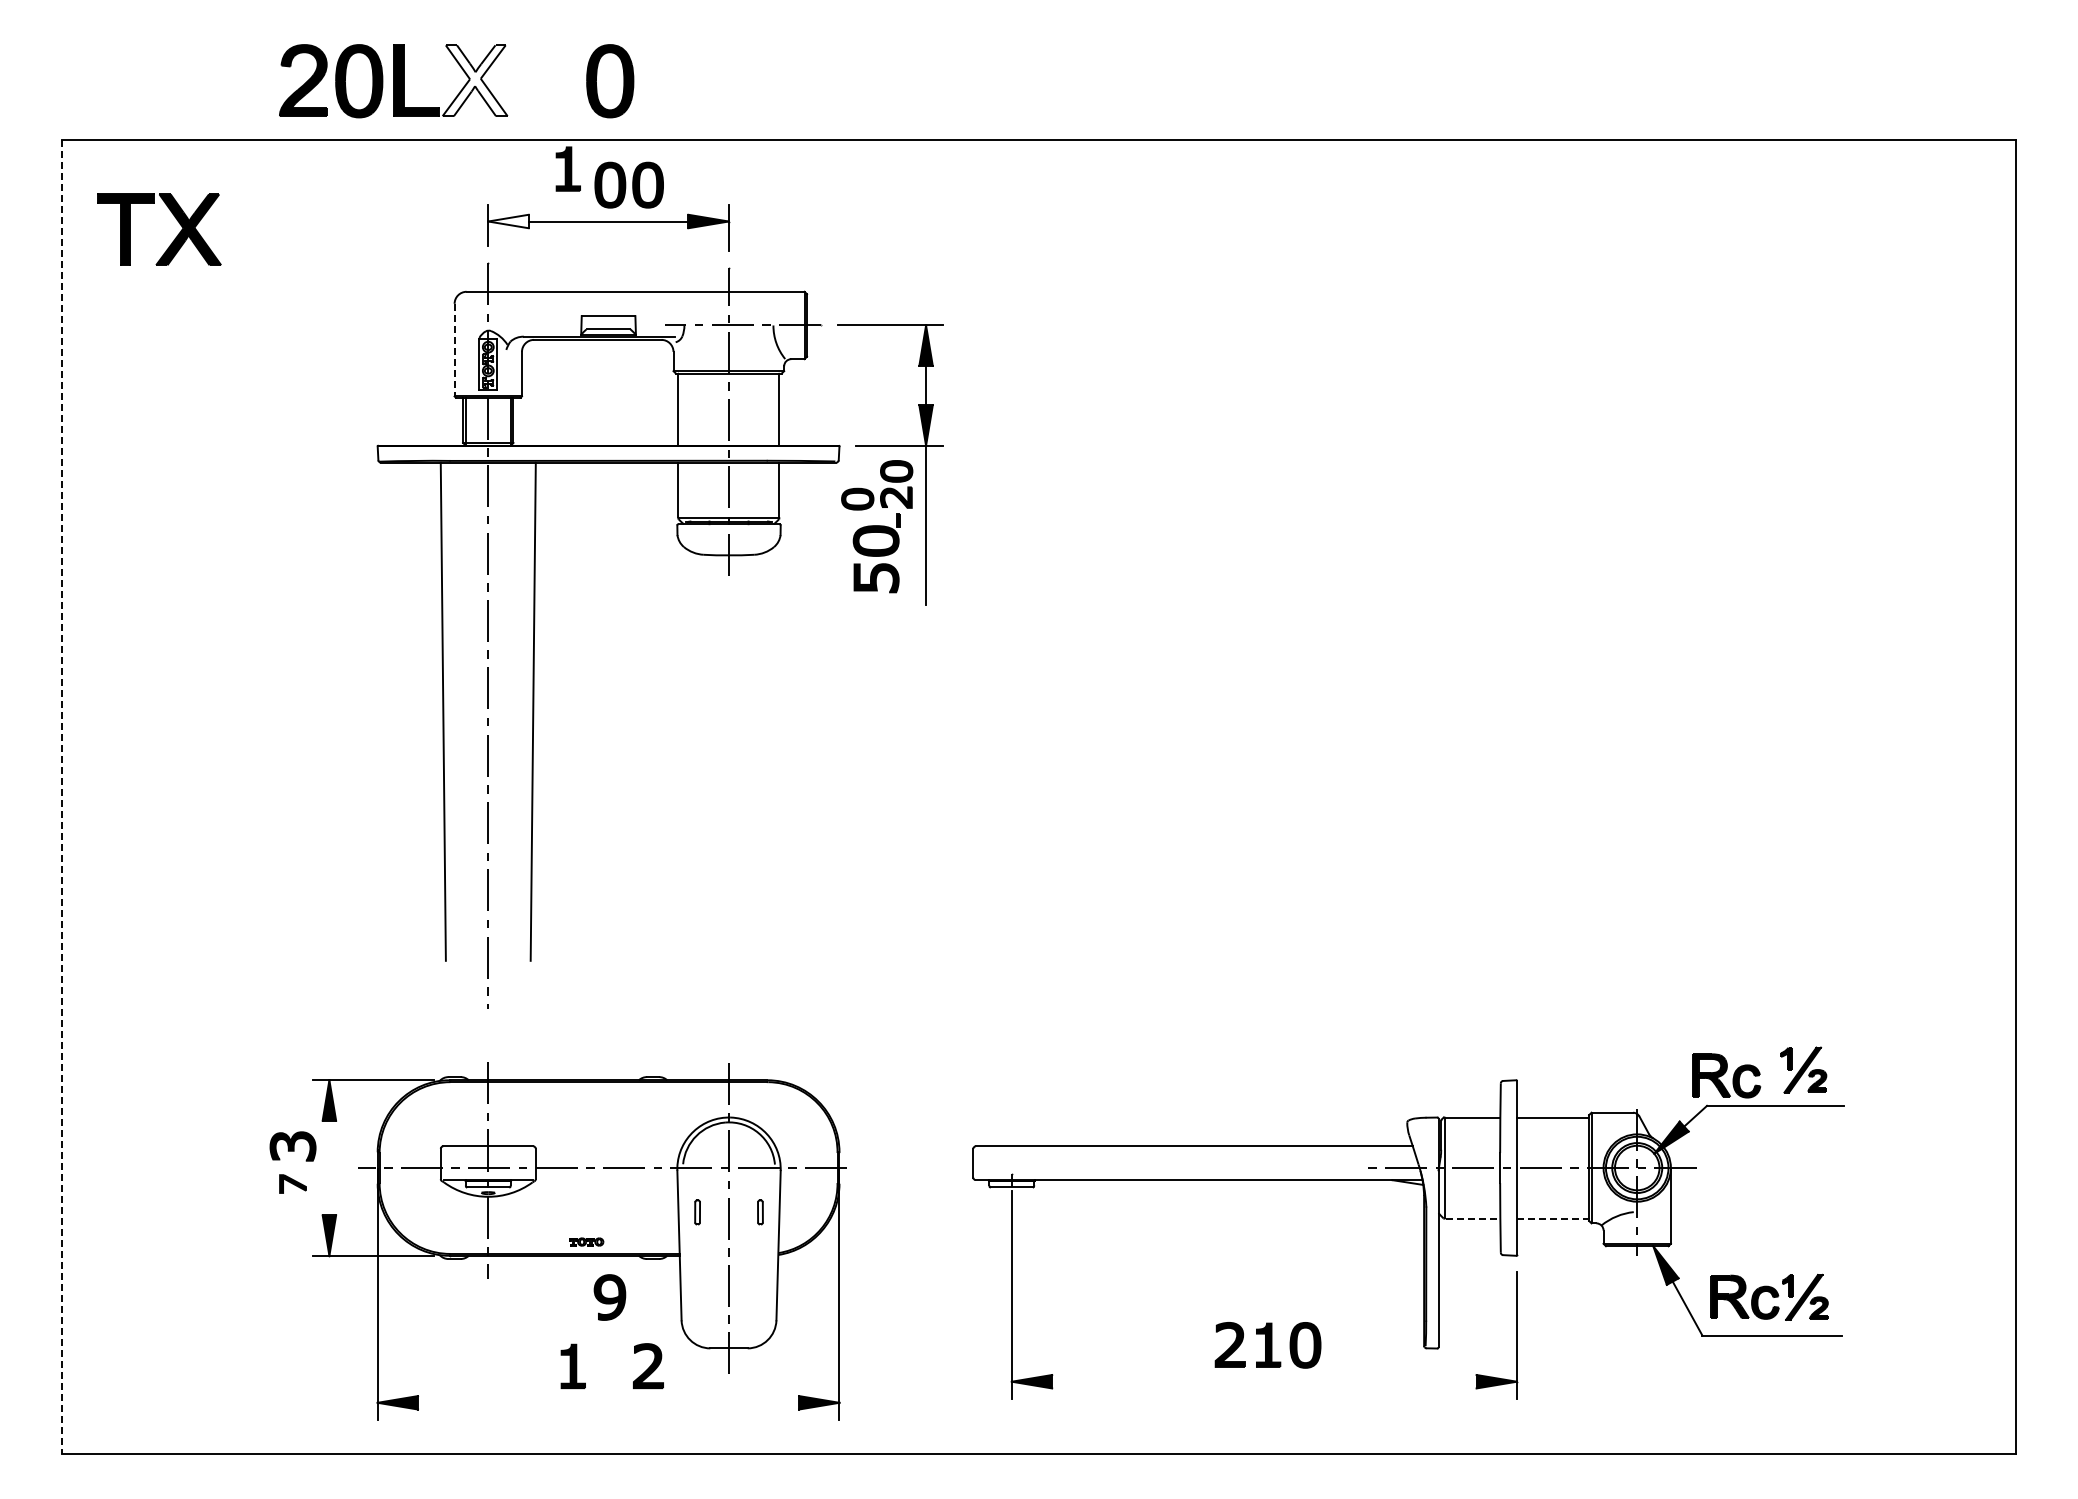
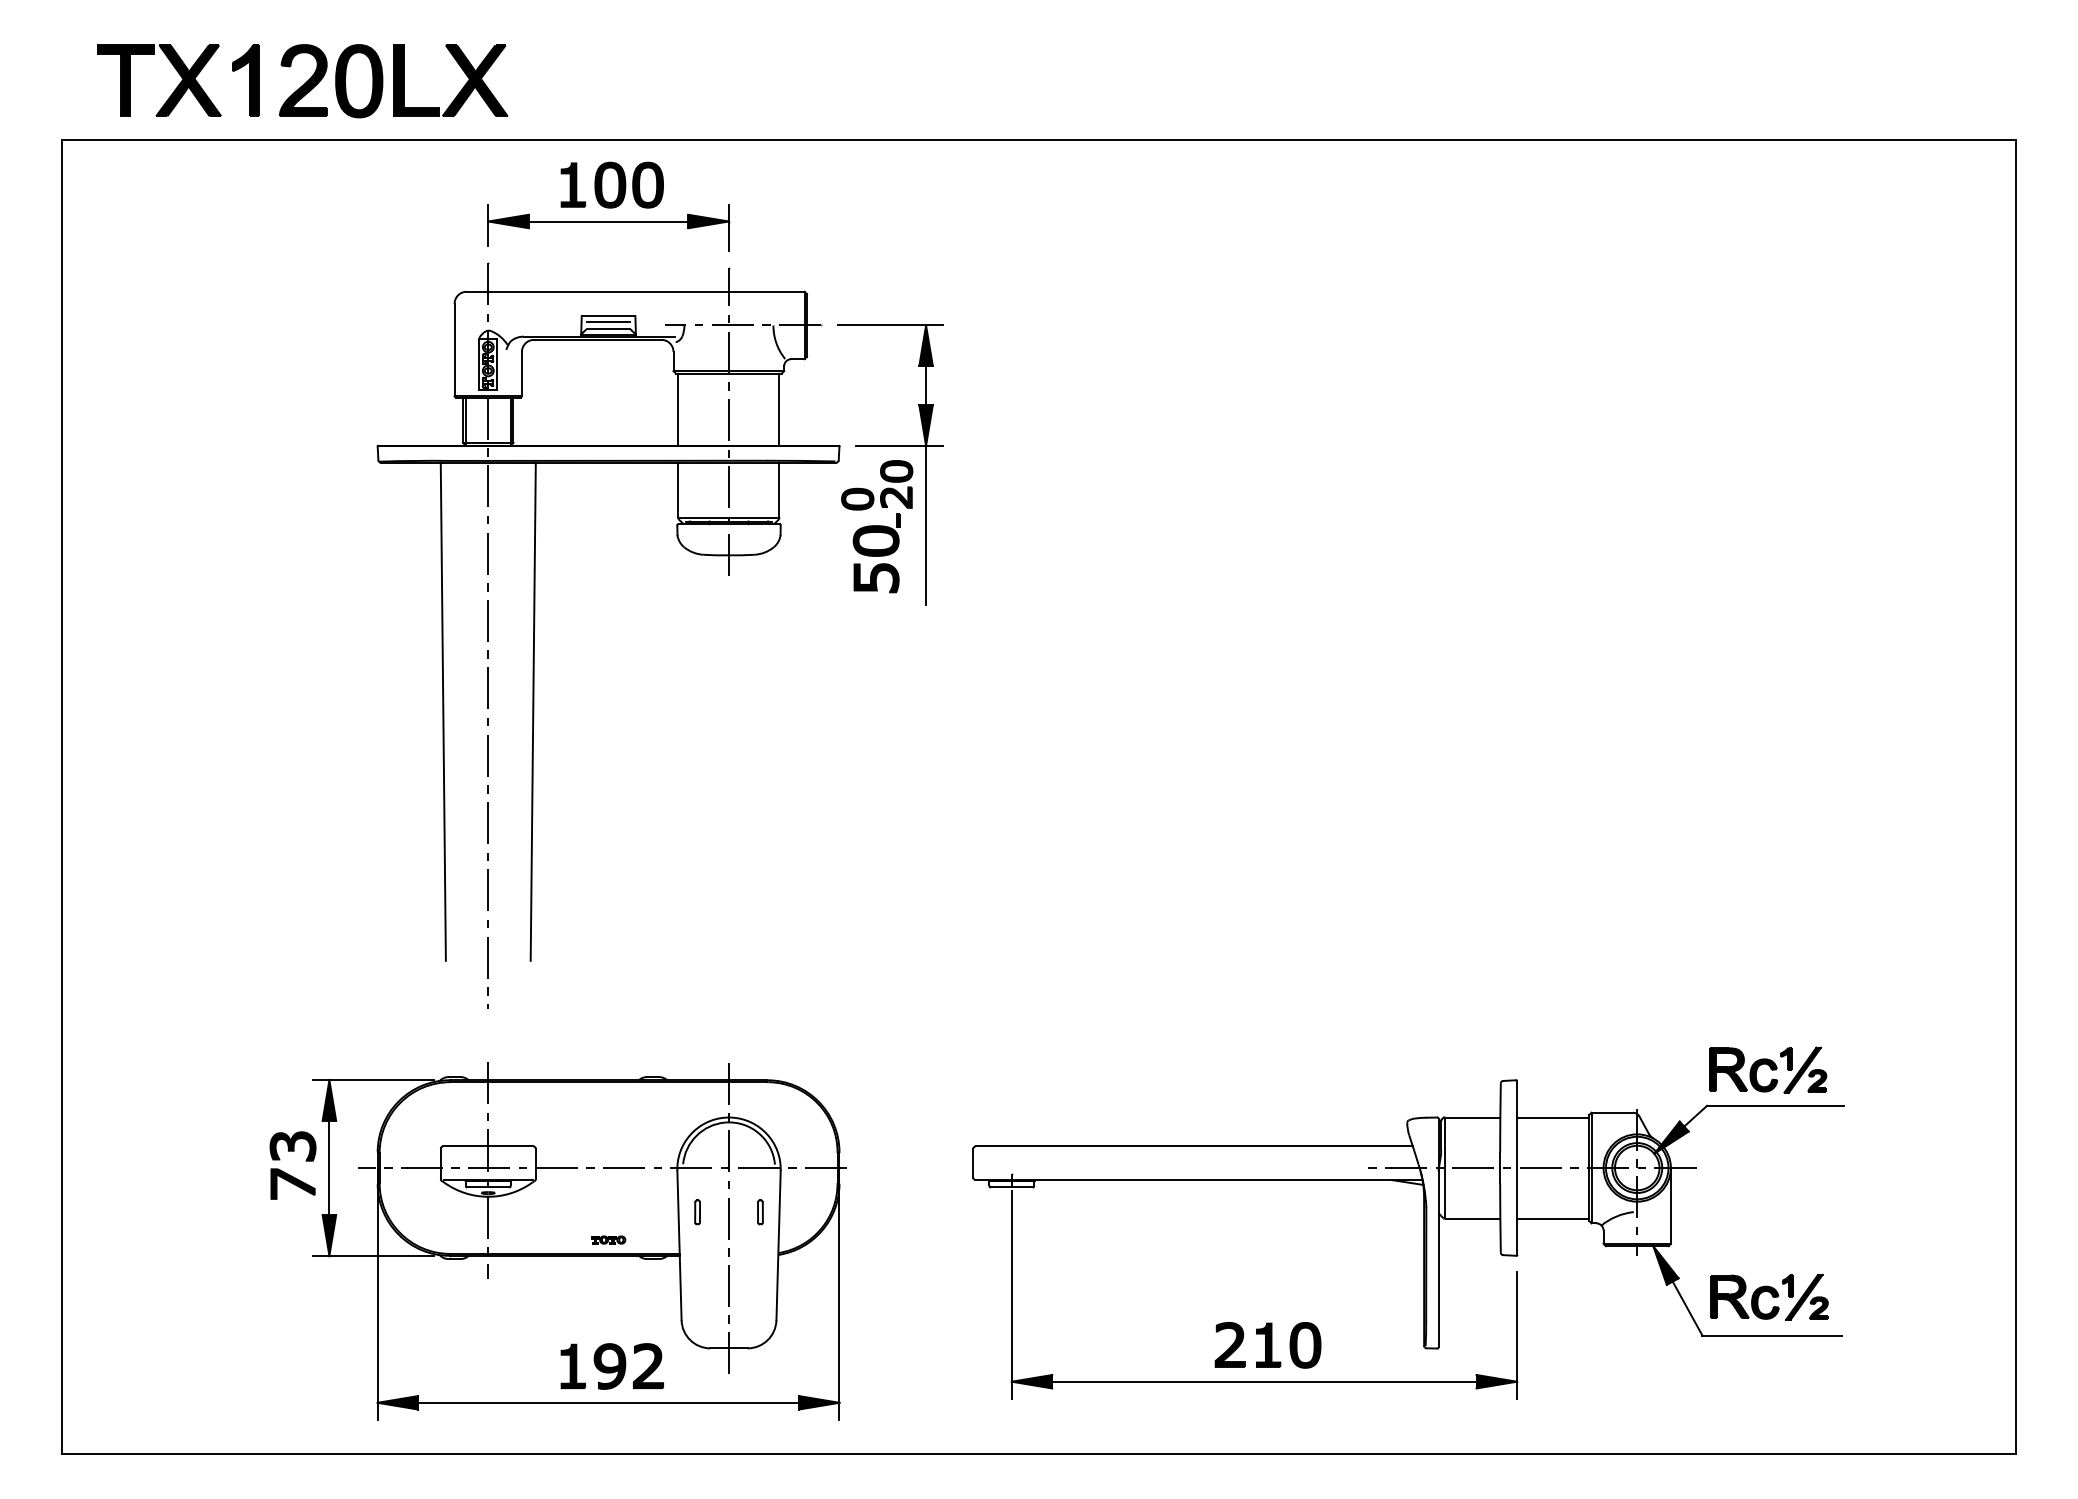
part: none -> present (245, 80)
fill: none -> present (474, 80)
part: present -> none (610, 81)
part position: (567, 168) -> (572, 184) (572, 184)
fill: none -> present (508, 221)
part position: (174, 238) -> (174, 89) (174, 89)
line: none -> present (608, 321)
line: dashed -> solid (454, 350)
line: dashed -> solid (62, 797)
part position: (1726, 1075) -> (1743, 1069) (1743, 1069)
line: none -> present (329, 1167)
part size: 28x20 px -> 46x32 px (292, 1183)
line: dashed -> solid (1473, 1218)
line: dashed -> solid (1552, 1218)
part position: (586, 1241) -> (608, 1239) (608, 1239)
part position: (609, 1297) -> (609, 1366) (609, 1366)
line: none -> present (1264, 1381)
line: none -> present (608, 1402)
